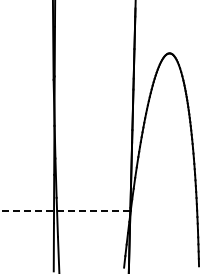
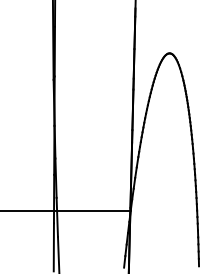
line: dashed -> solid (65, 211)
